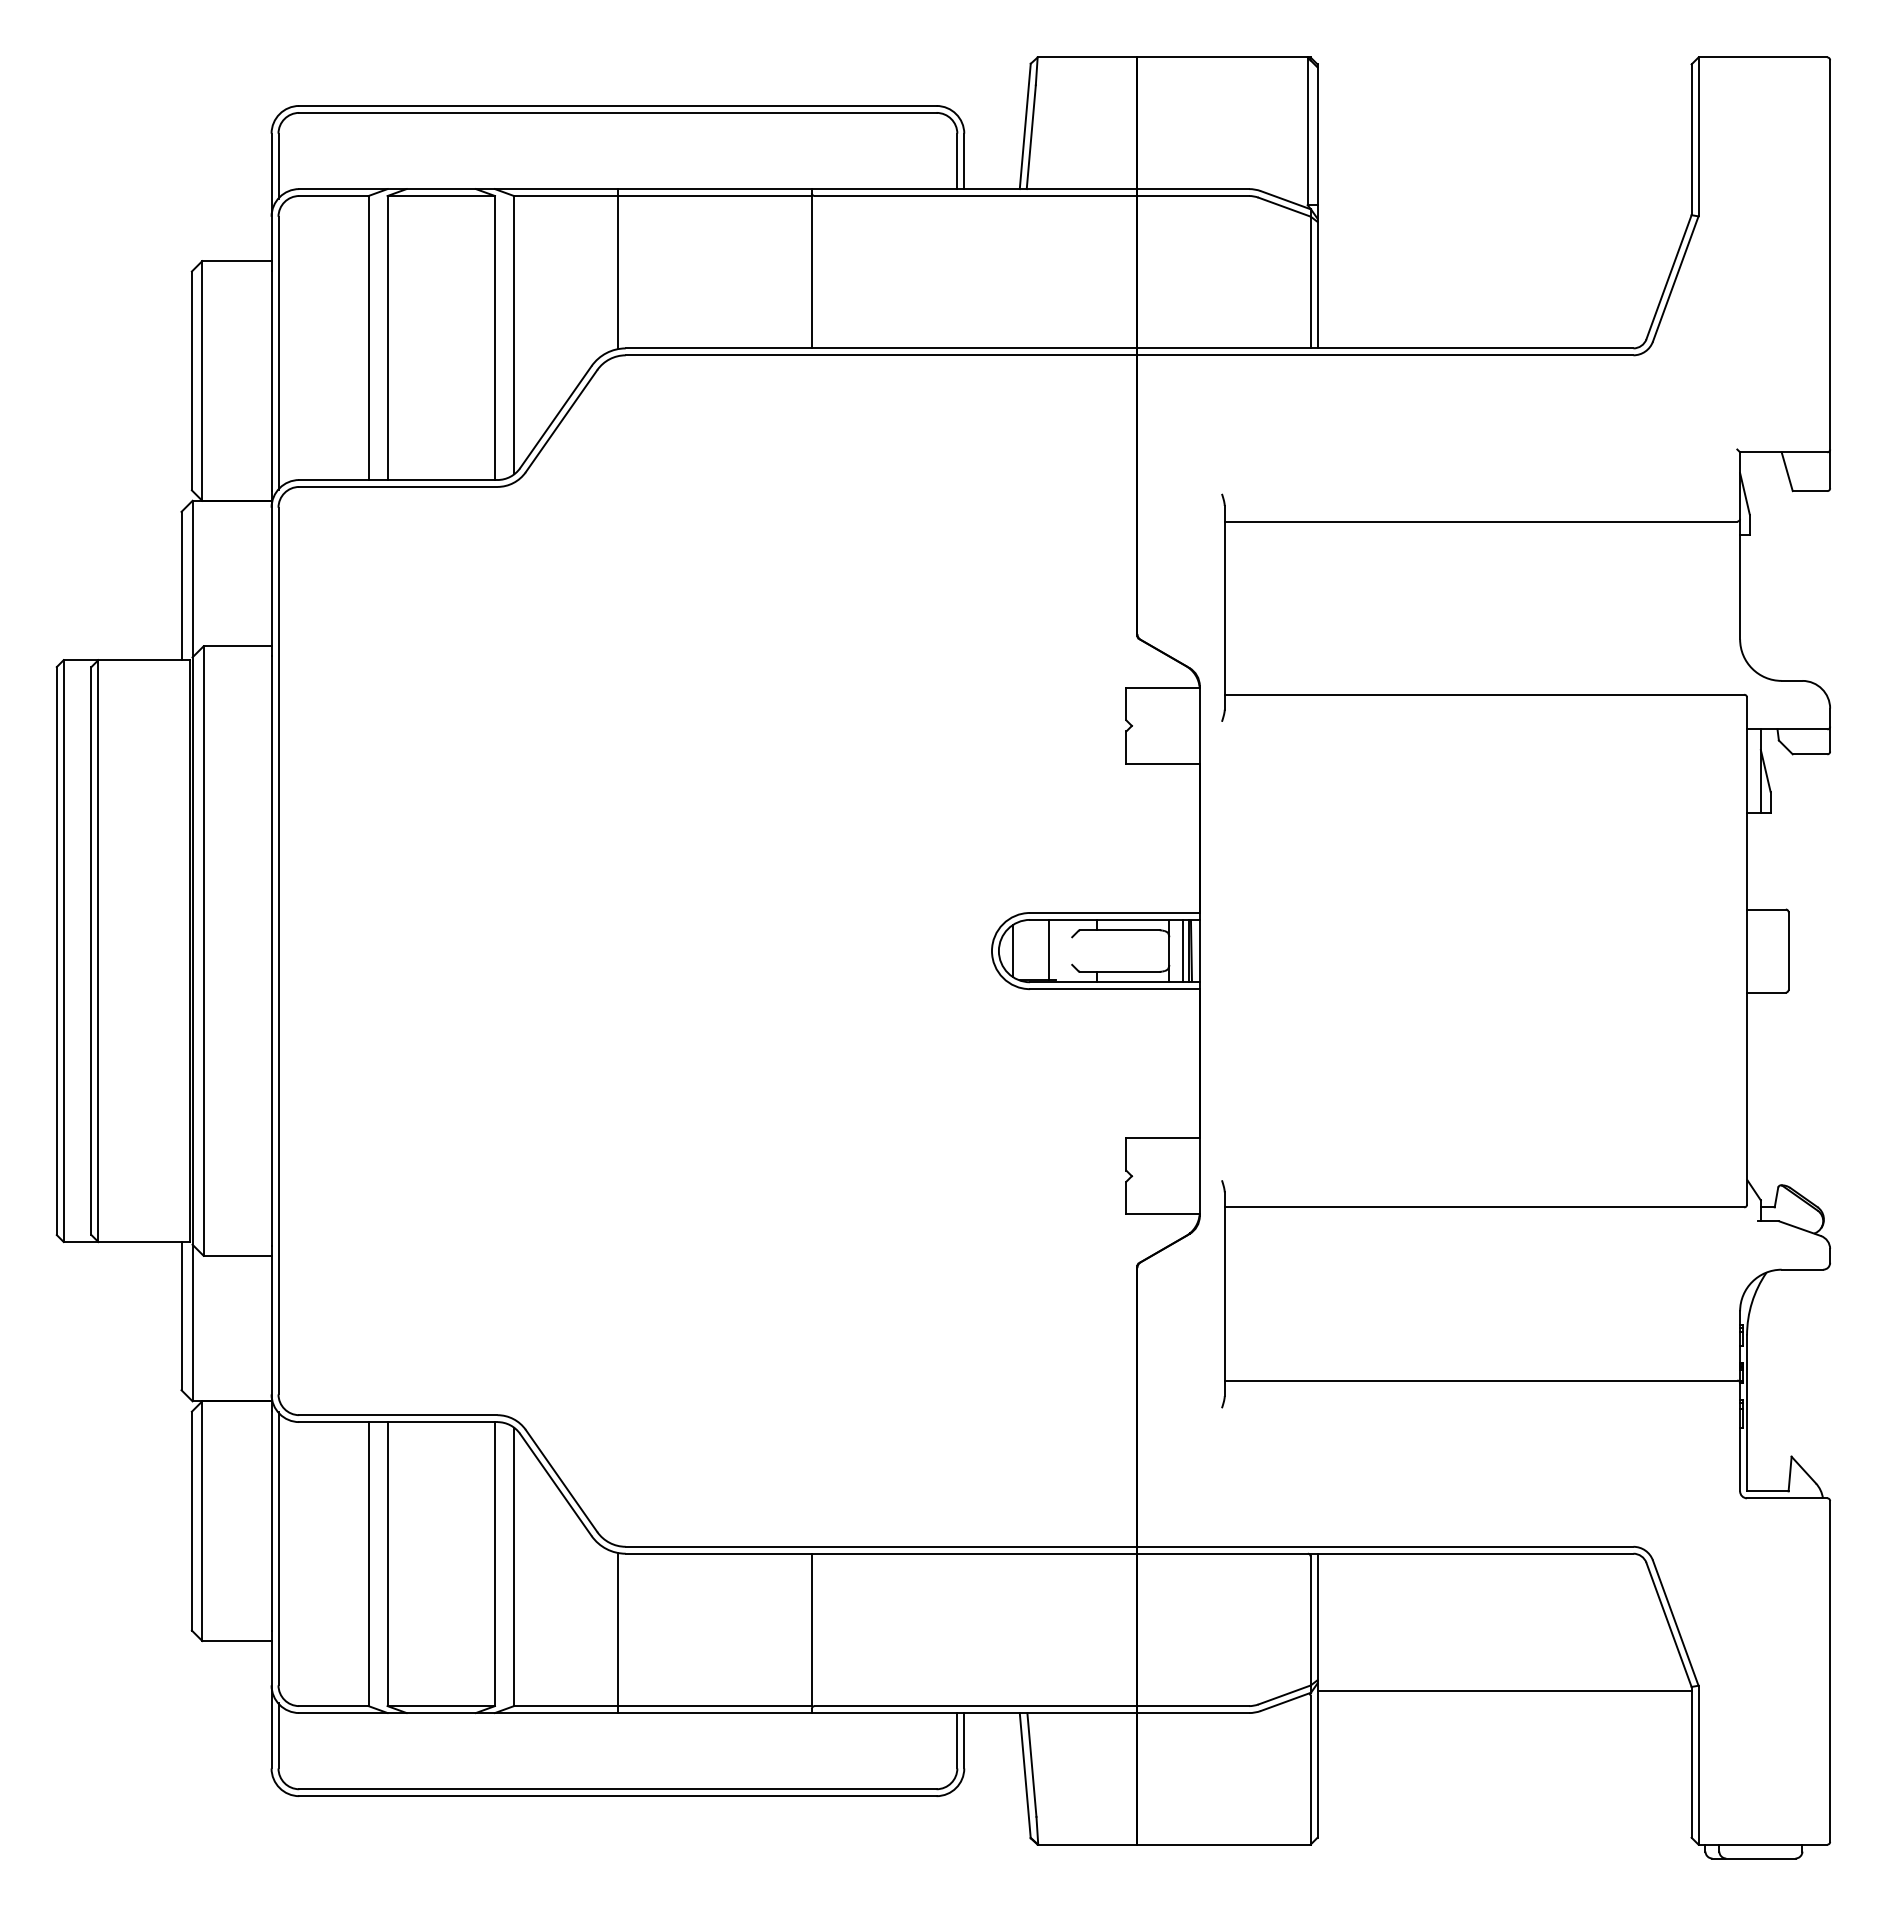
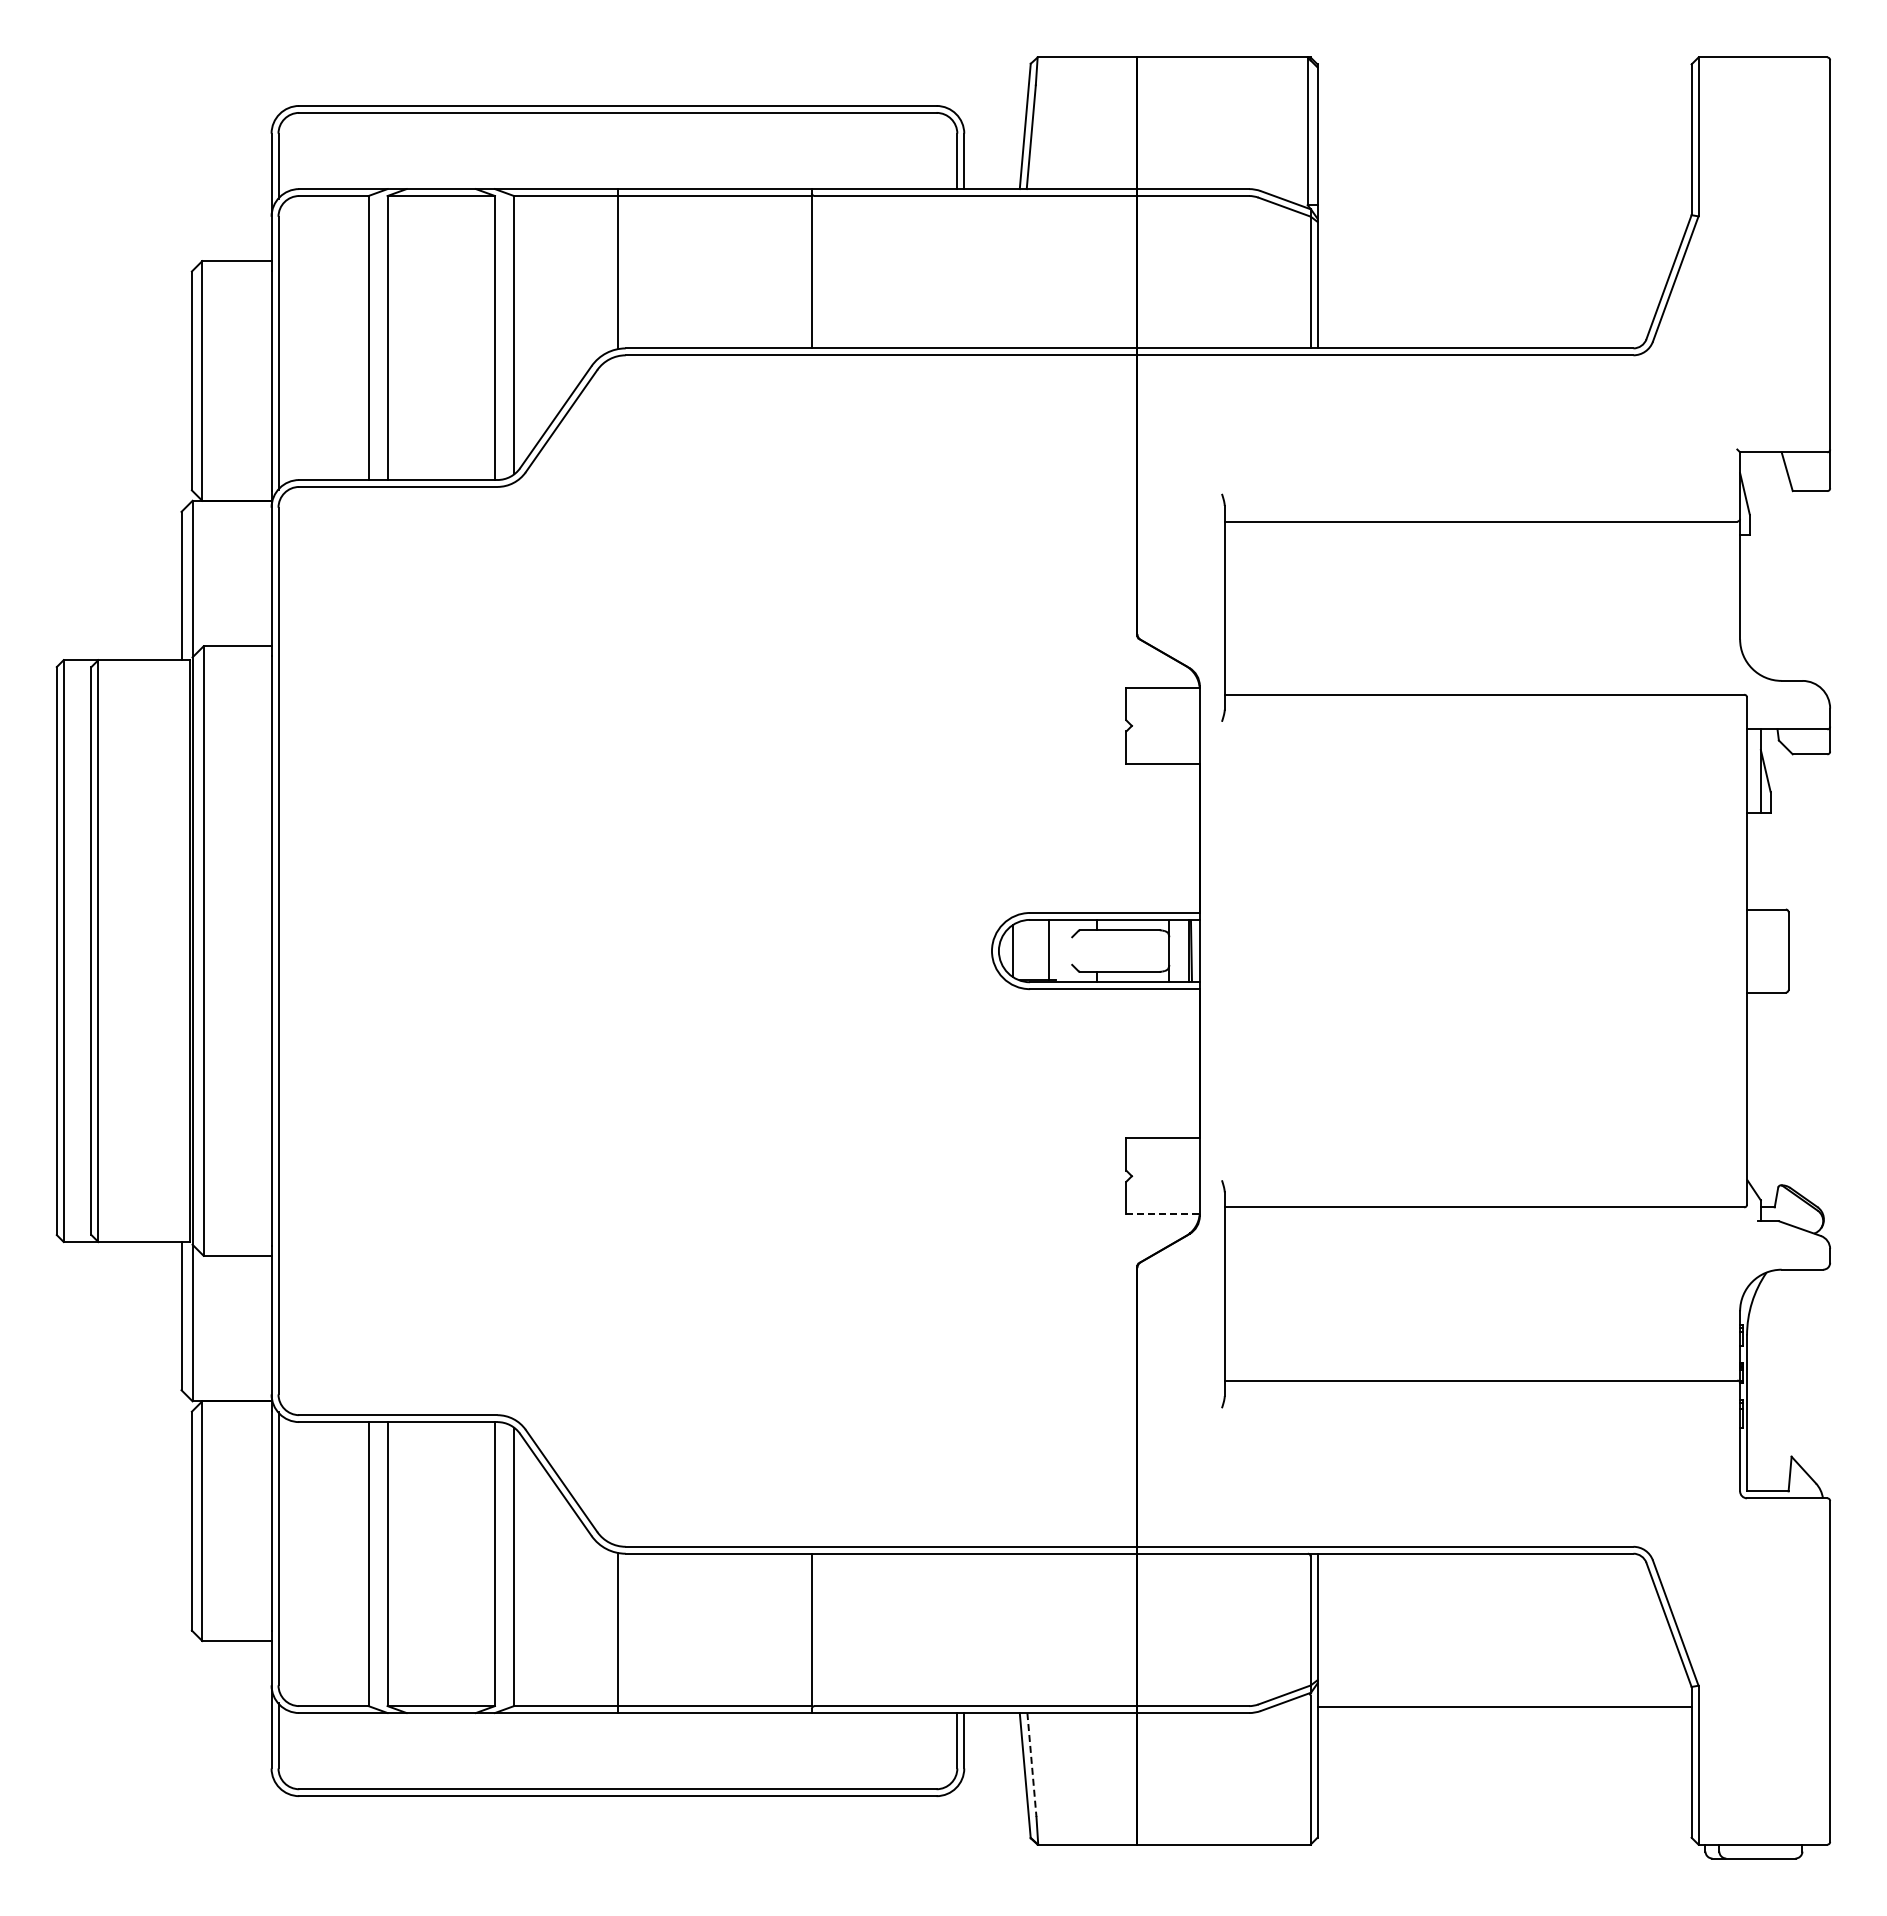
line: present -> none (1183, 950)
line: solid -> dashed (1163, 1214)
line position: (1504, 1690) -> (1504, 1706) (1504, 1706)
line: solid -> dashed (1031, 1765)
